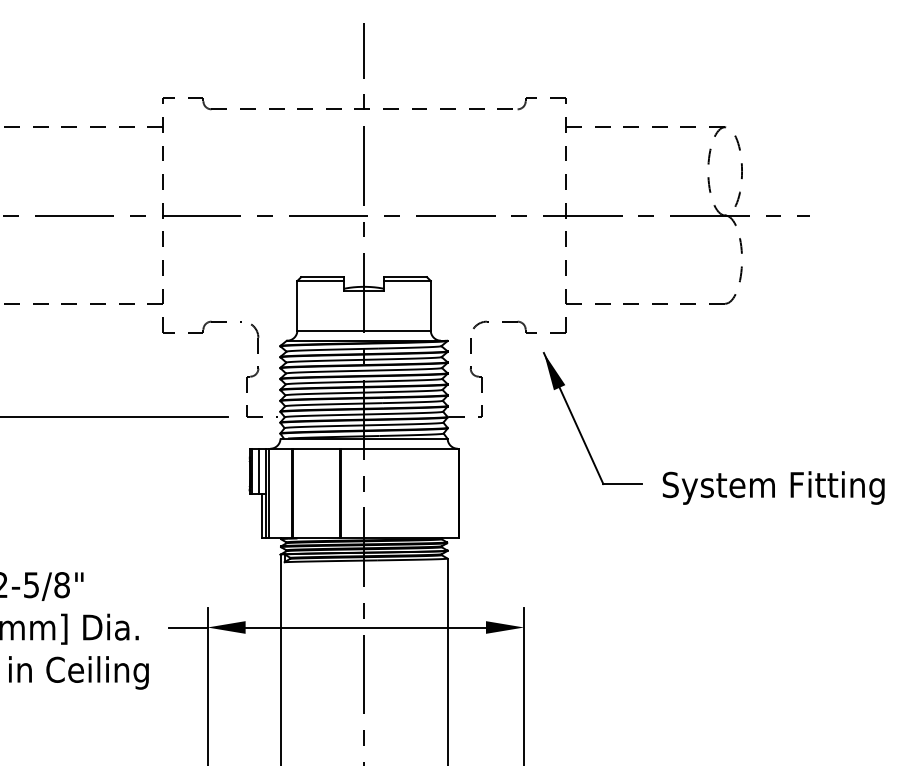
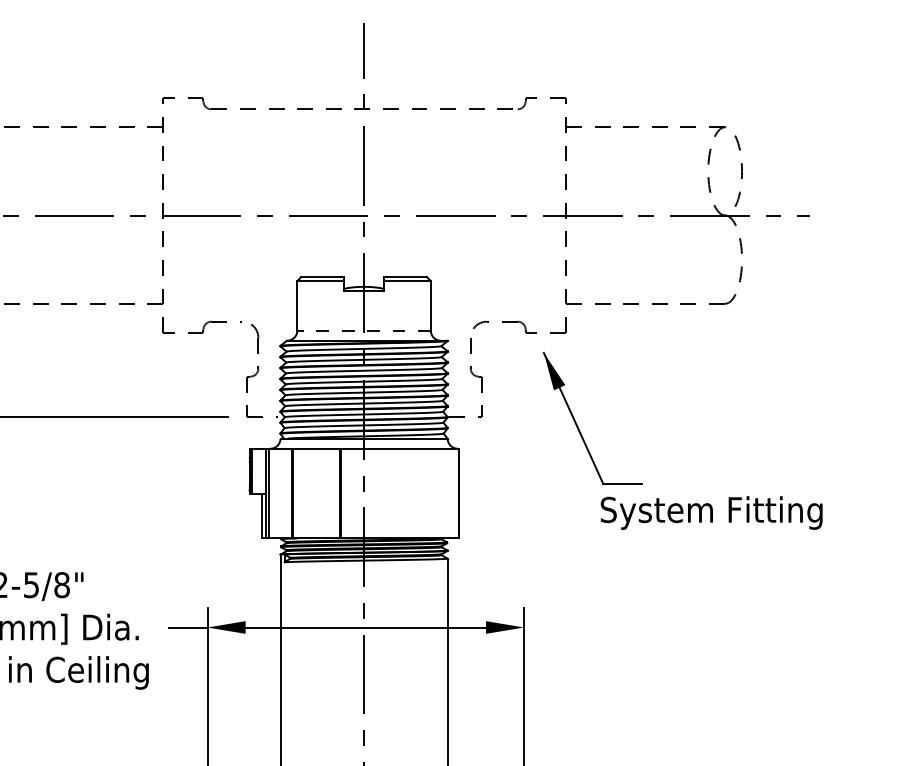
line: solid -> dashed (364, 330)
line: present -> none (259, 471)
text position: (773, 487) -> (711, 512) (711, 512)
